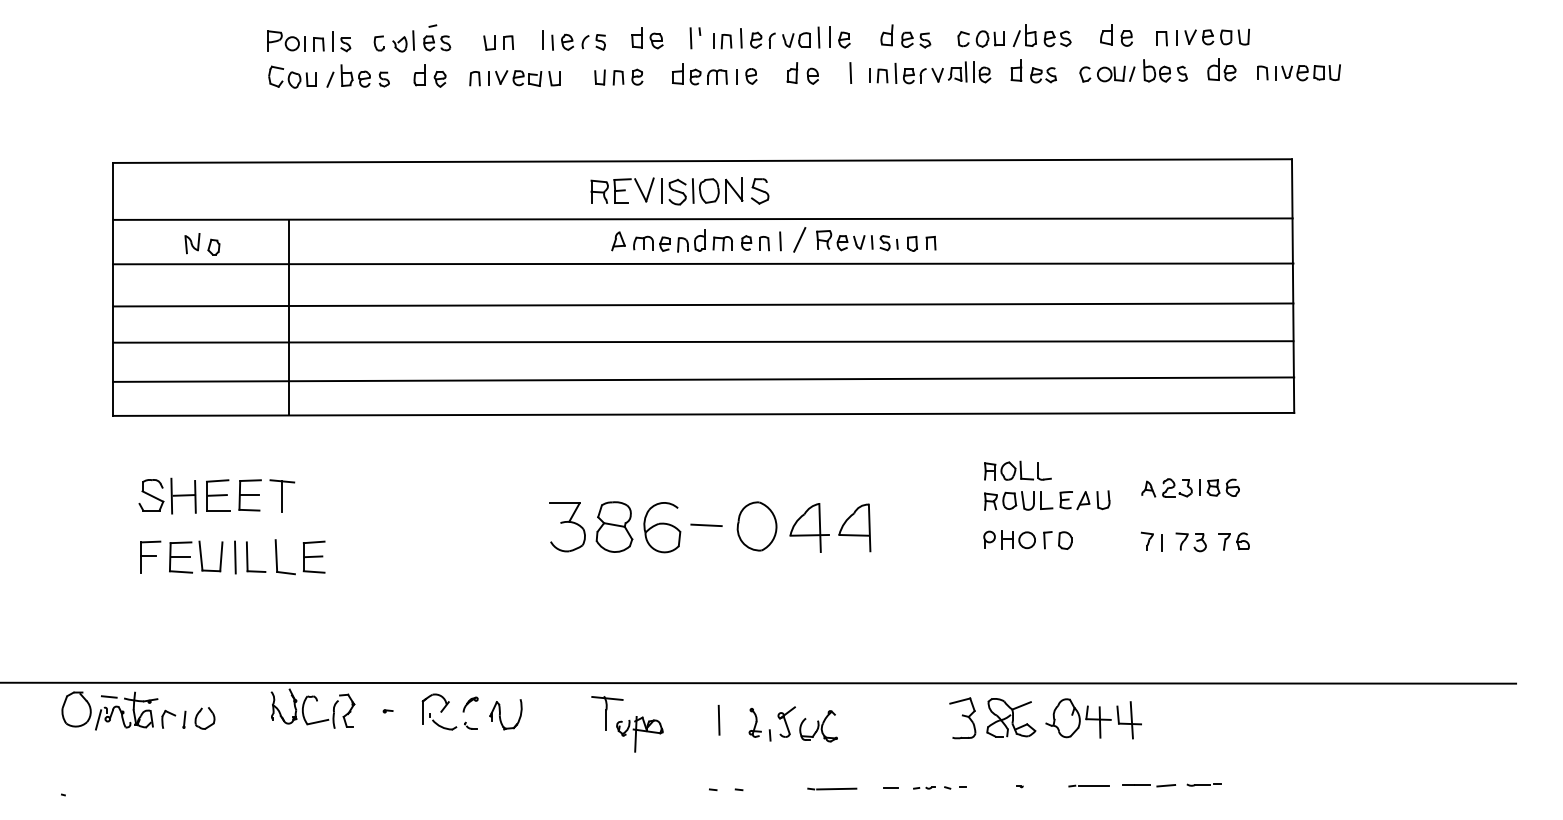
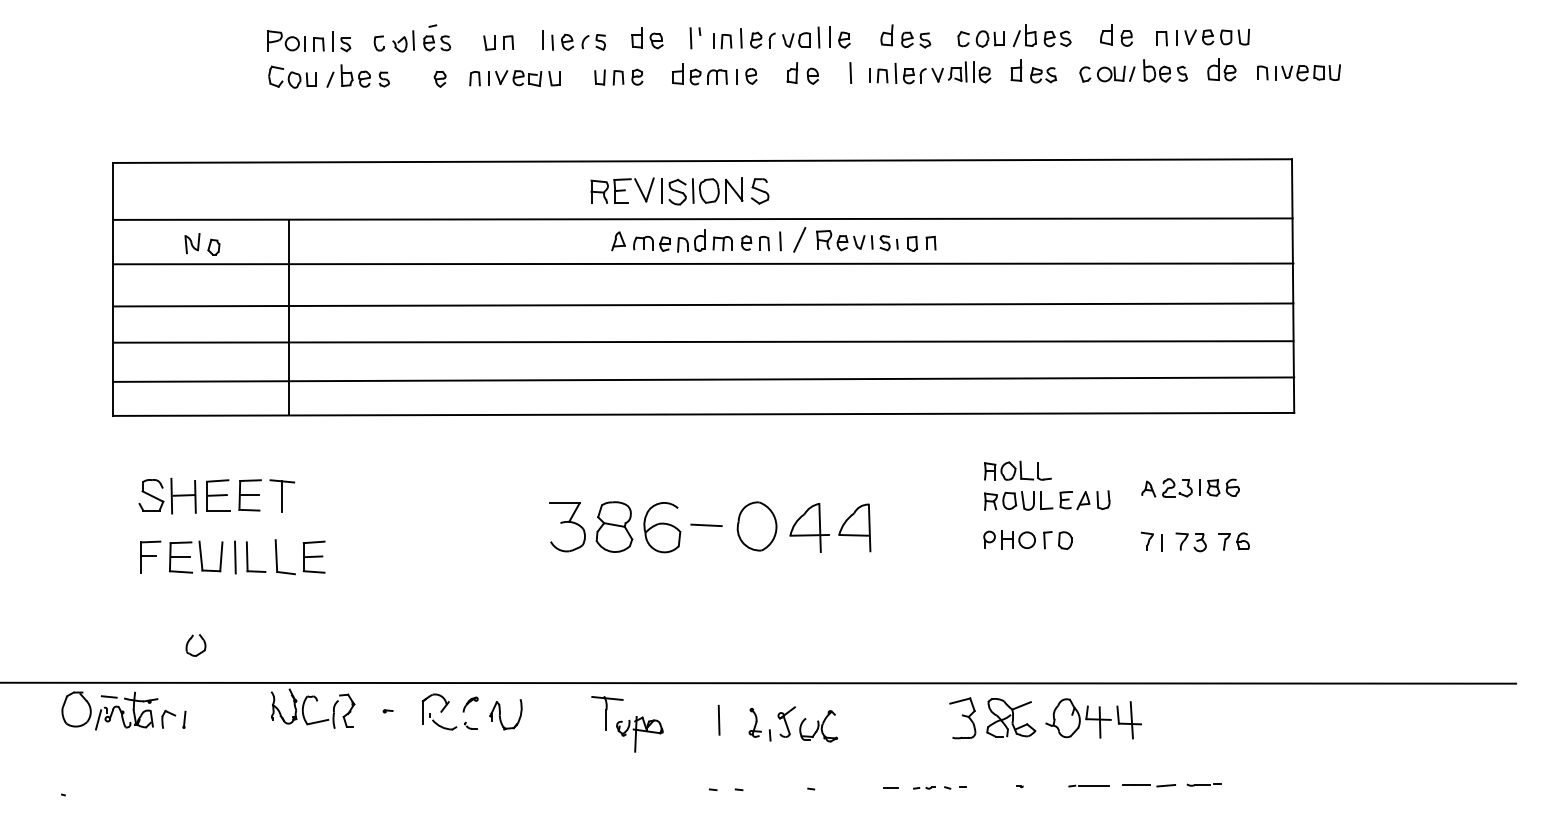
part: present -> none (419, 75)
part position: (199, 713) -> (190, 640) (190, 640)
line: present -> none (836, 788)
